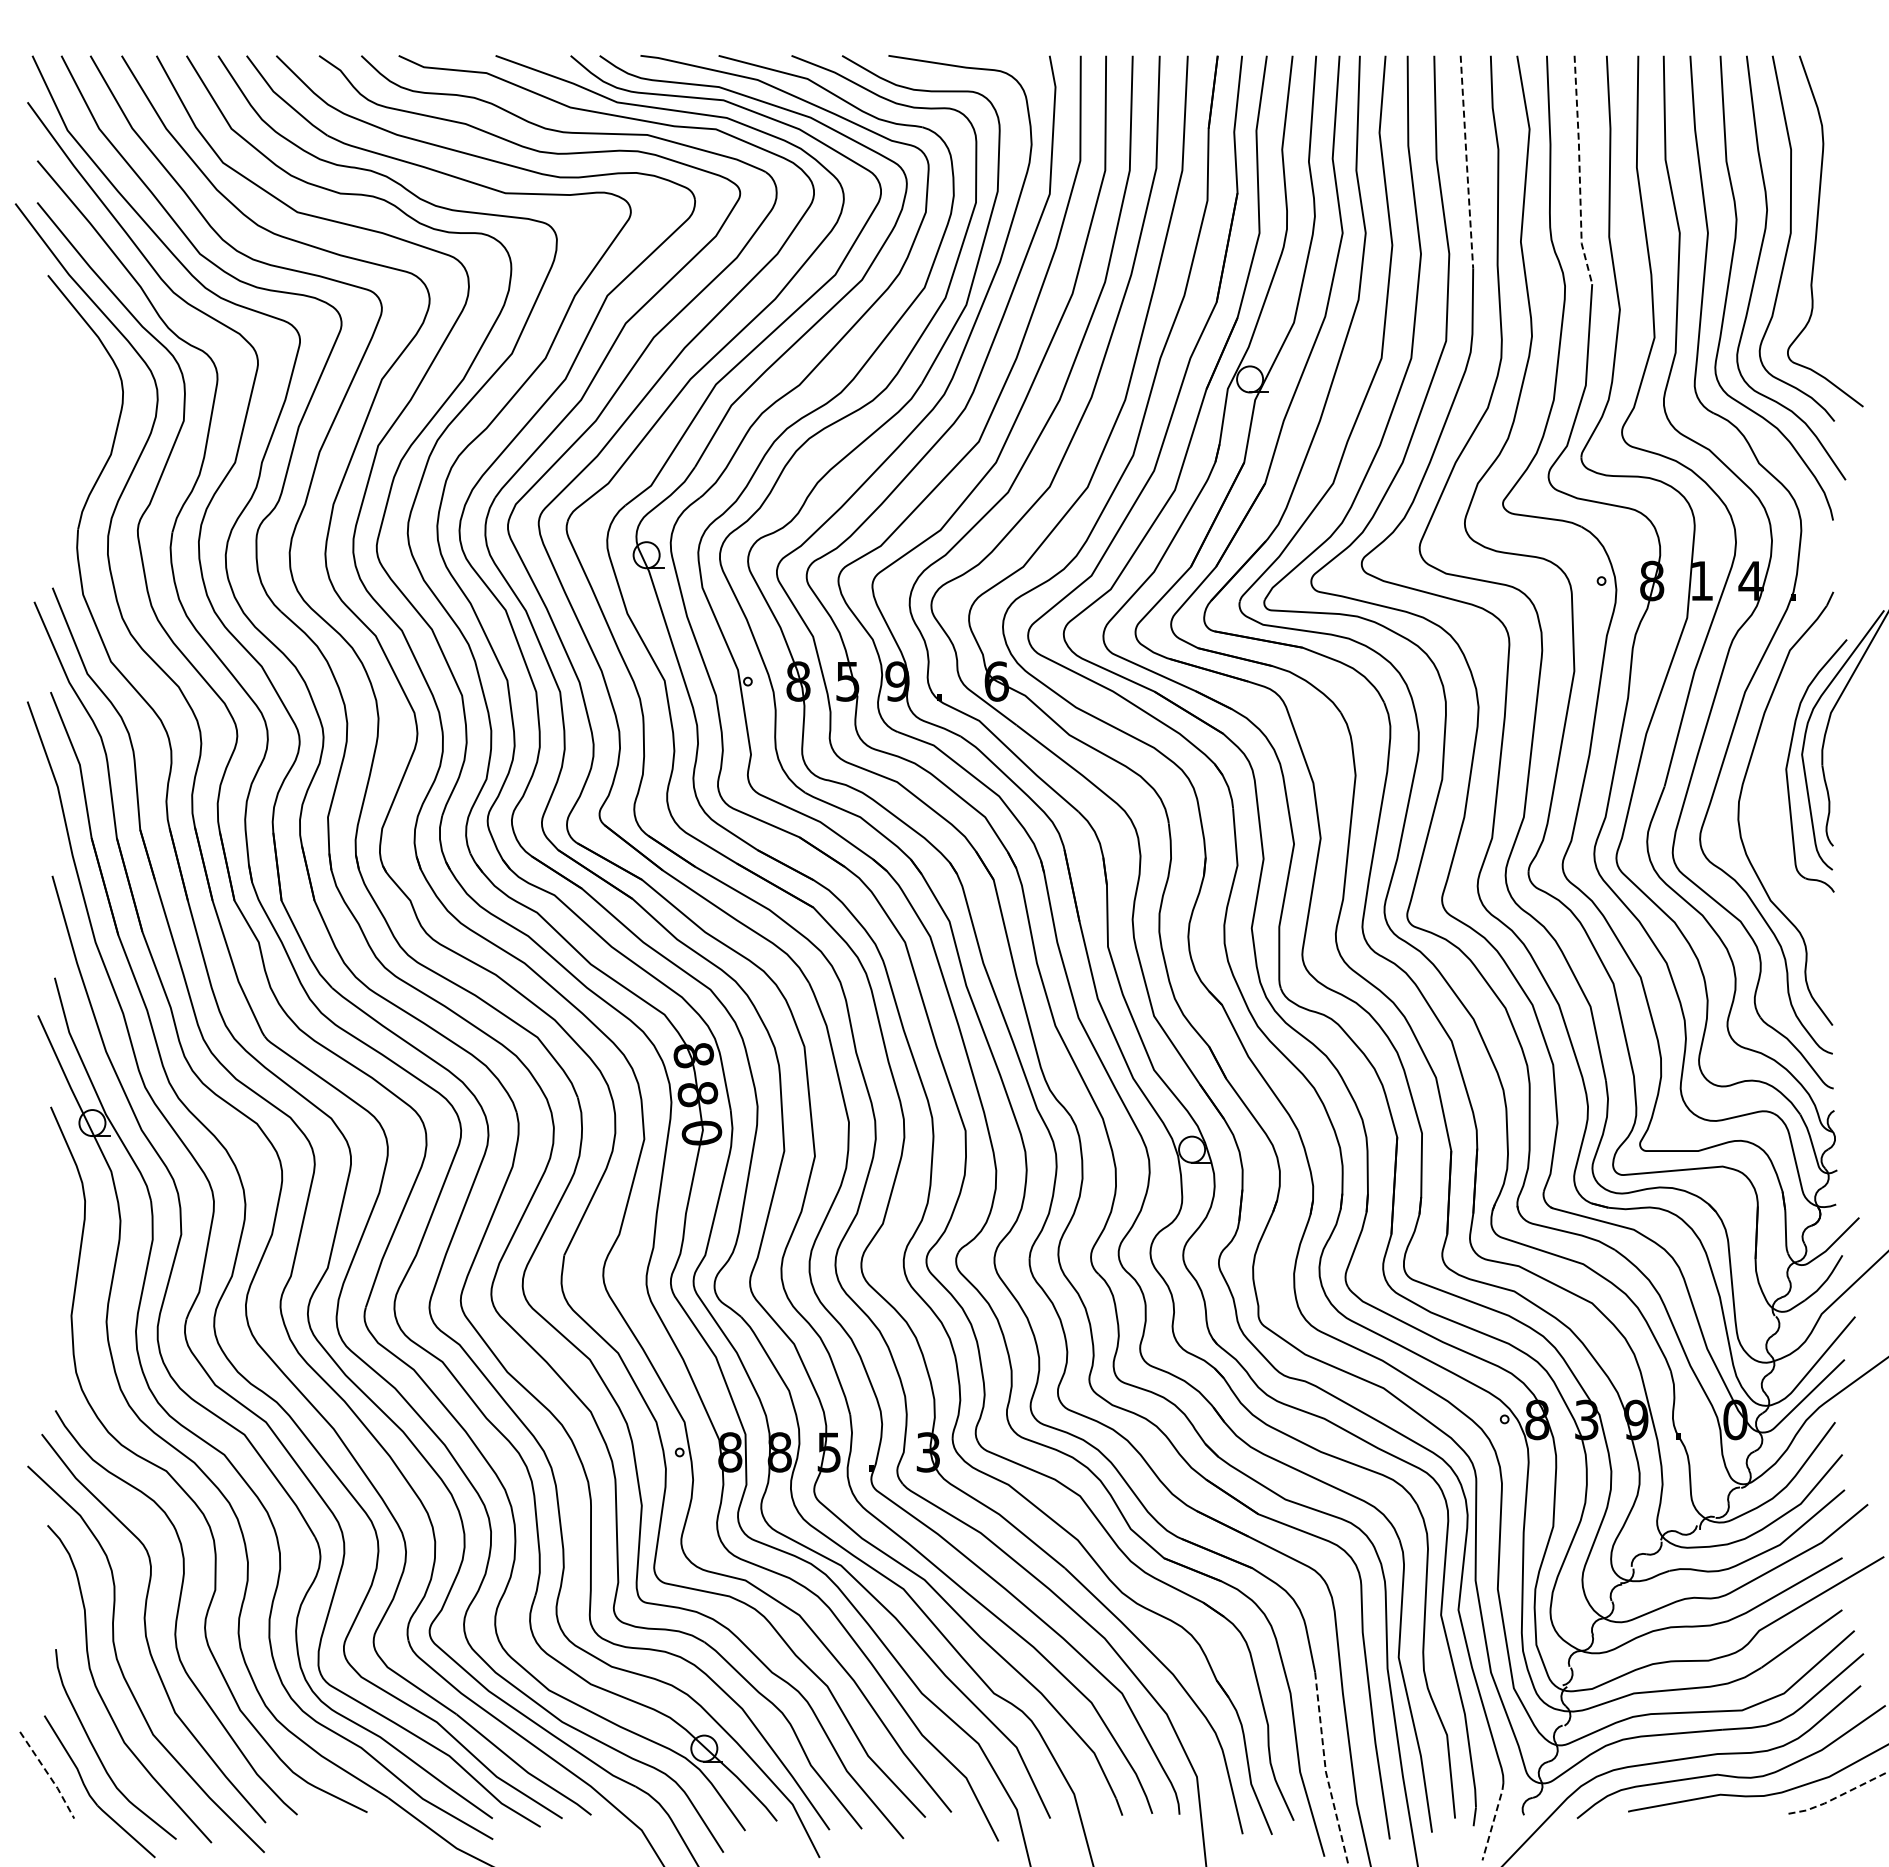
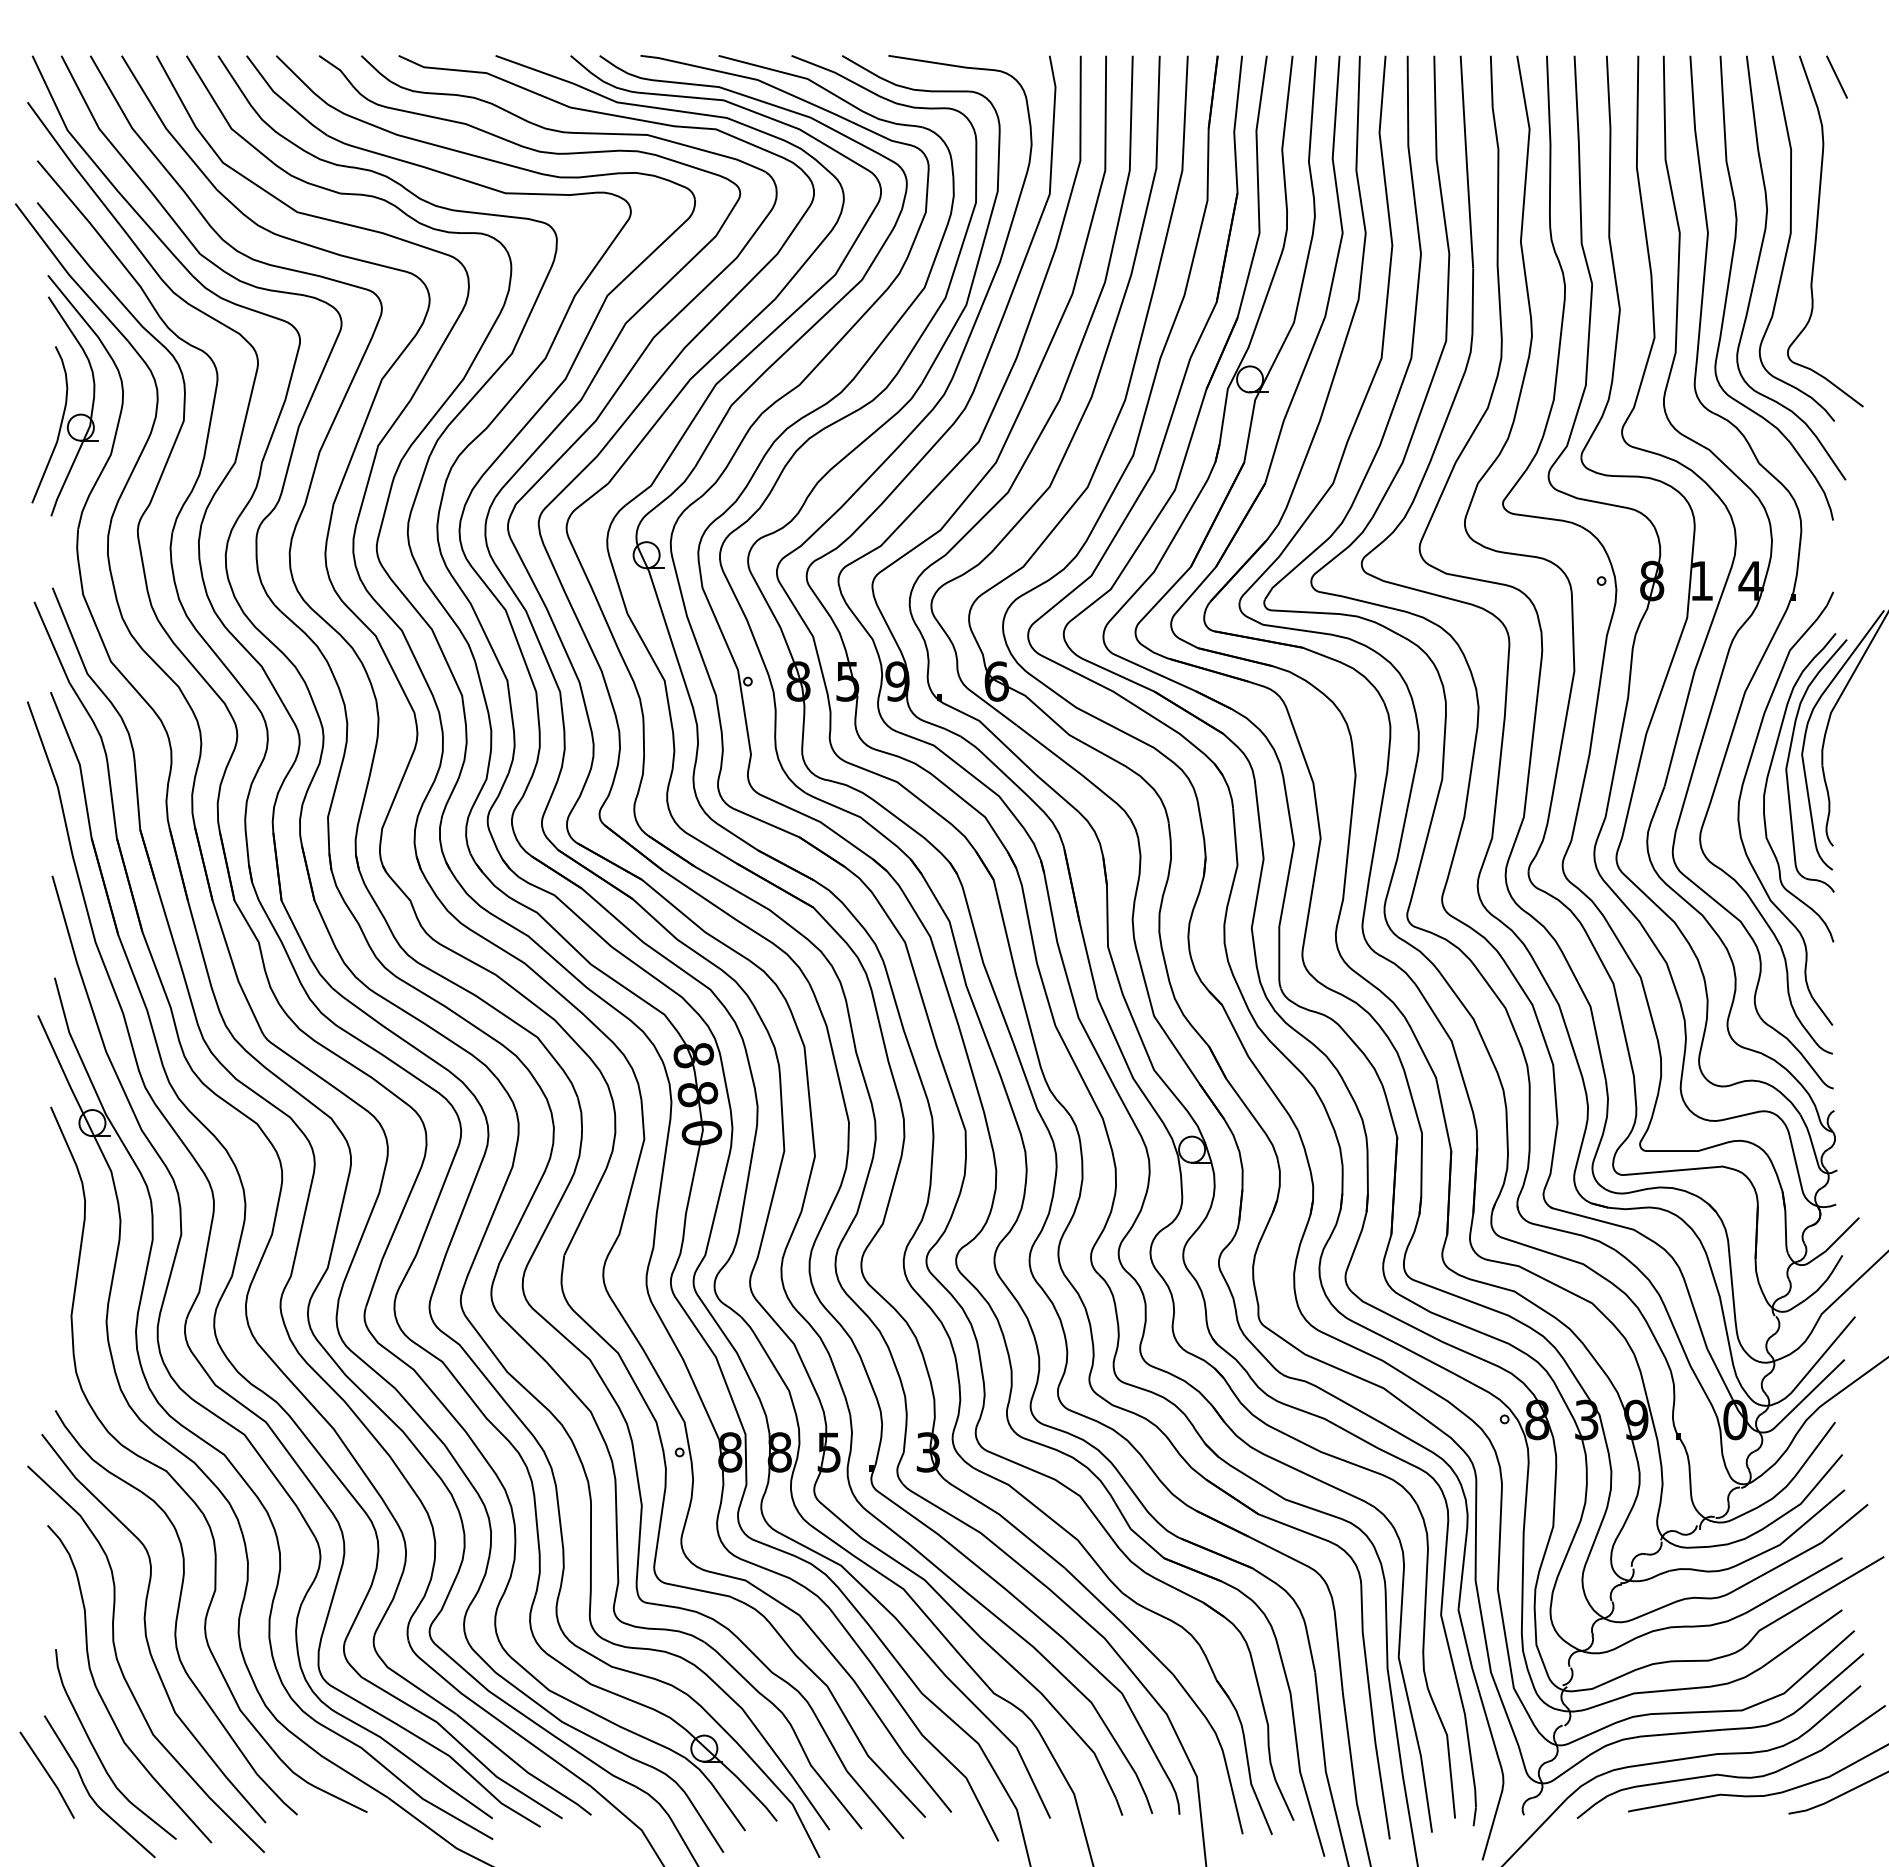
line: none -> present (1836, 76)
line: dashed -> solid (1466, 162)
line: dashed -> solid (1579, 171)
part: none -> present (64, 406)
curve: none -> present (1767, 783)
line: dashed -> solid (1325, 1771)
line: dashed -> solid (48, 1775)
line: dashed -> solid (1838, 1796)
line: dashed -> solid (1493, 1820)
